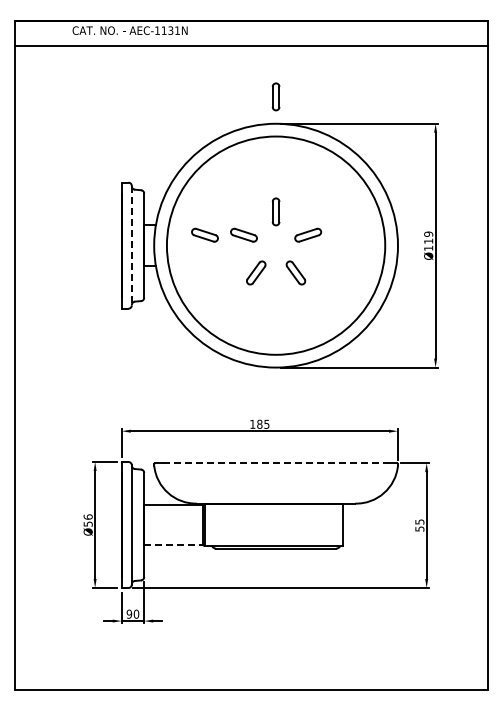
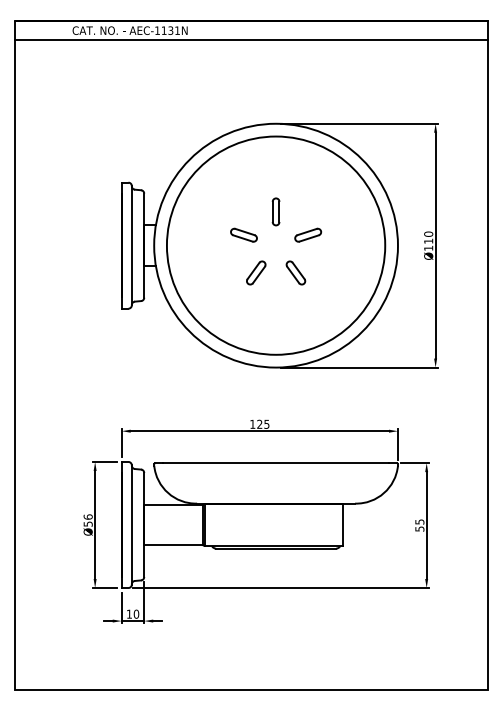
line position: (251, 46) -> (251, 40) (251, 40)
part: present -> none (275, 96)
text: Ø119 -> Ø110 (428, 233)
part: present -> none (204, 234)
line: dashed -> solid (131, 246)
text: 185 -> 125 (259, 424)
line: dashed -> solid (276, 463)
line: dashed -> solid (173, 545)
text: 90 -> 10 (129, 613)
